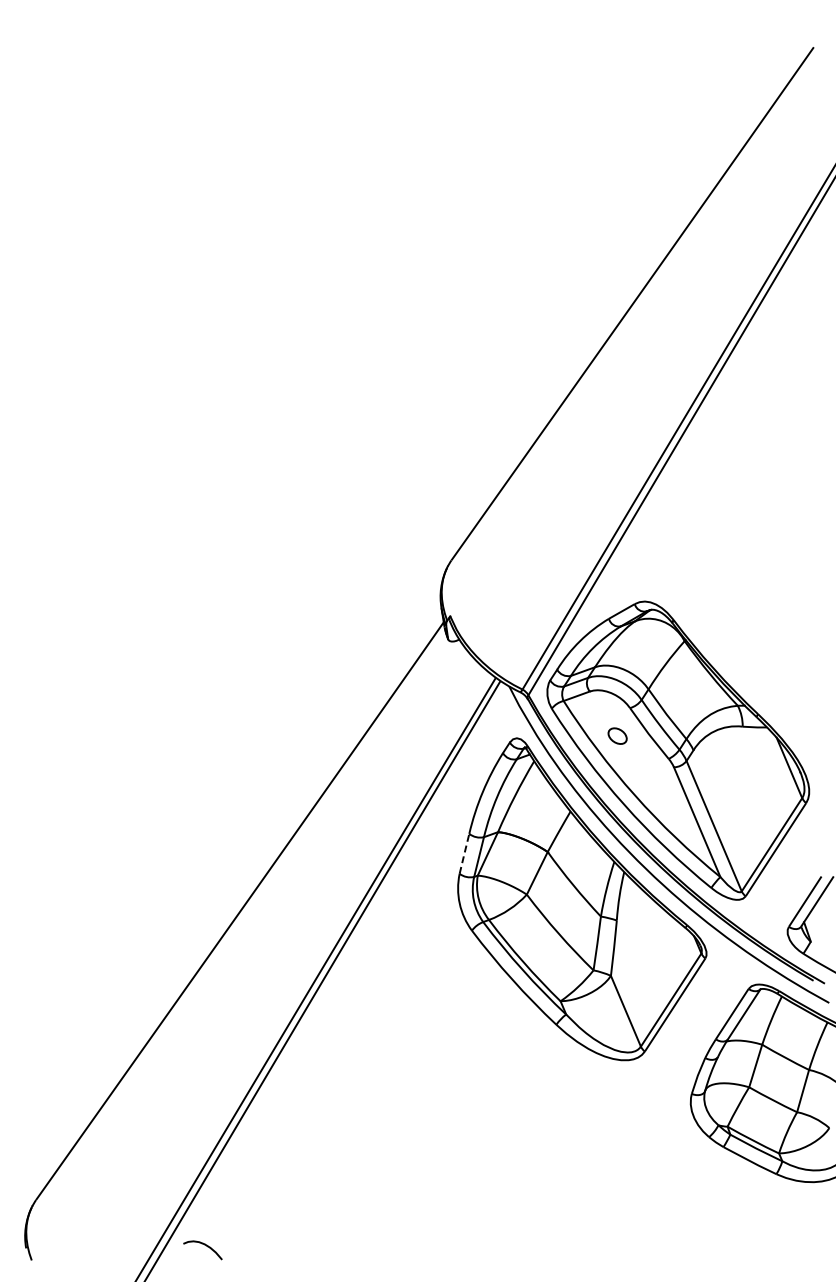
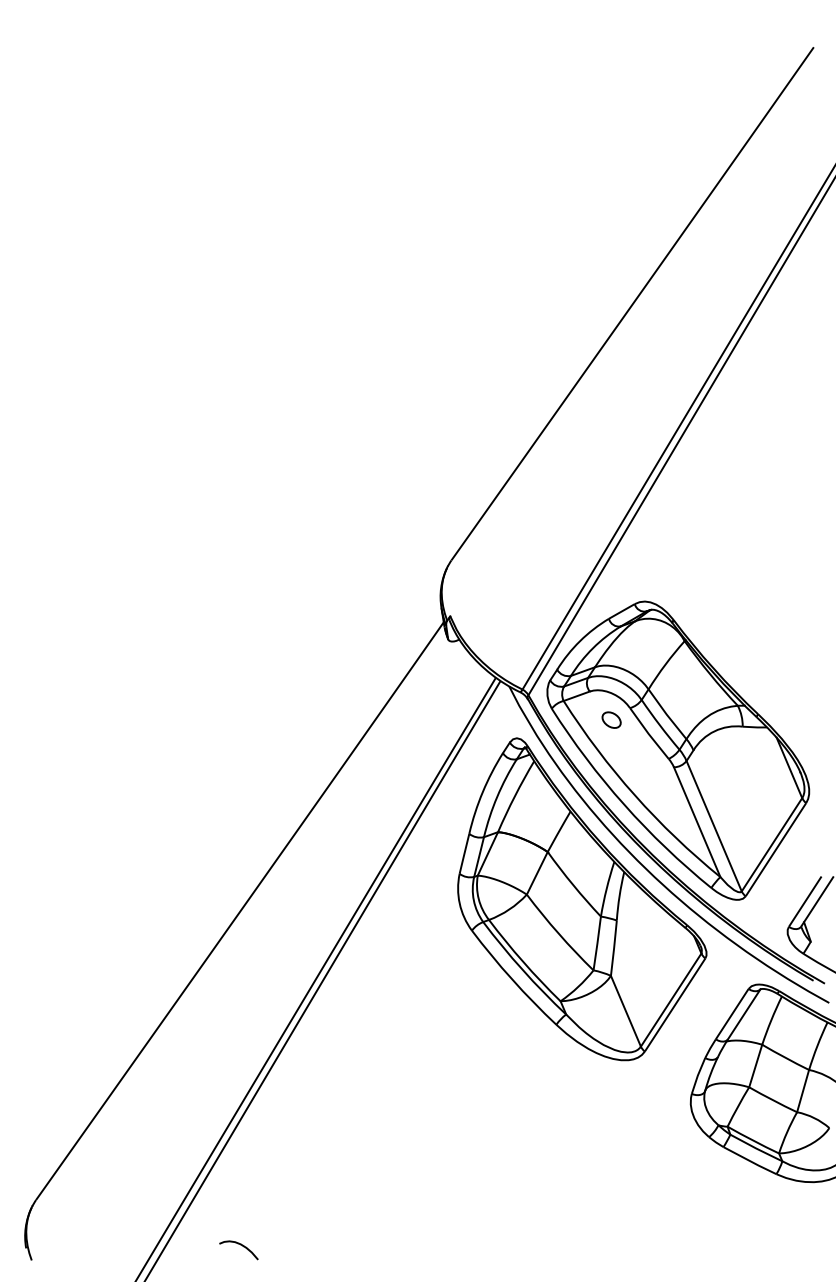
part position: (617, 735) -> (611, 719) (611, 719)
line: dashed -> solid (464, 853)
curve position: (204, 1245) -> (240, 1245) (240, 1245)
